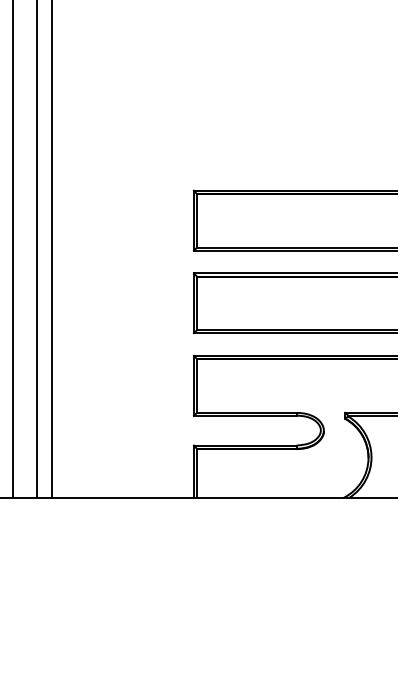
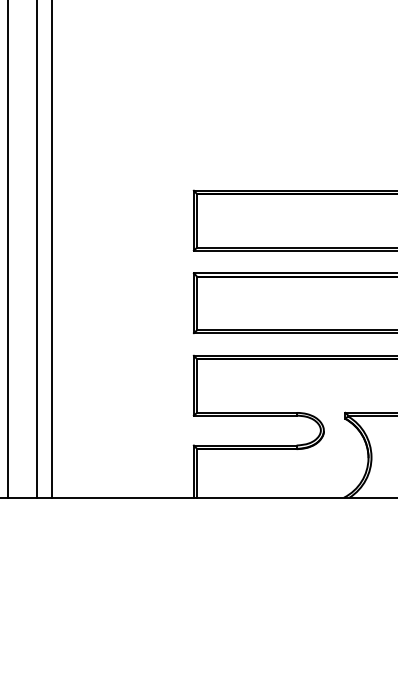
line position: (12, 249) -> (7, 249) (7, 249)
